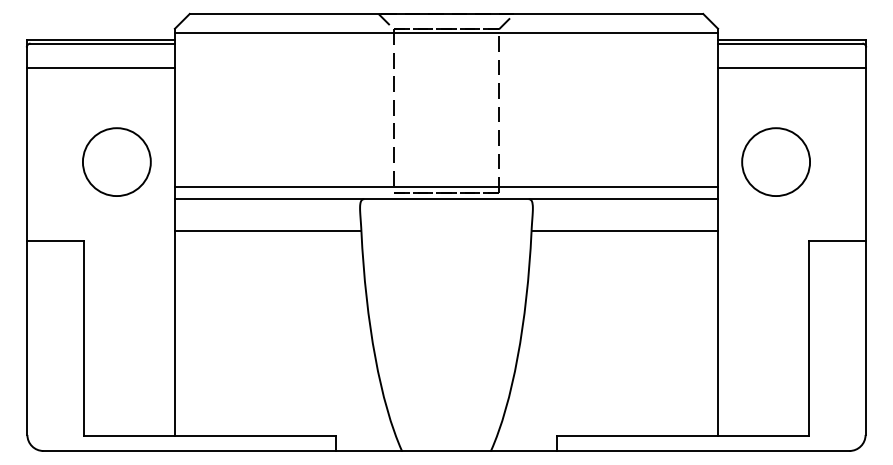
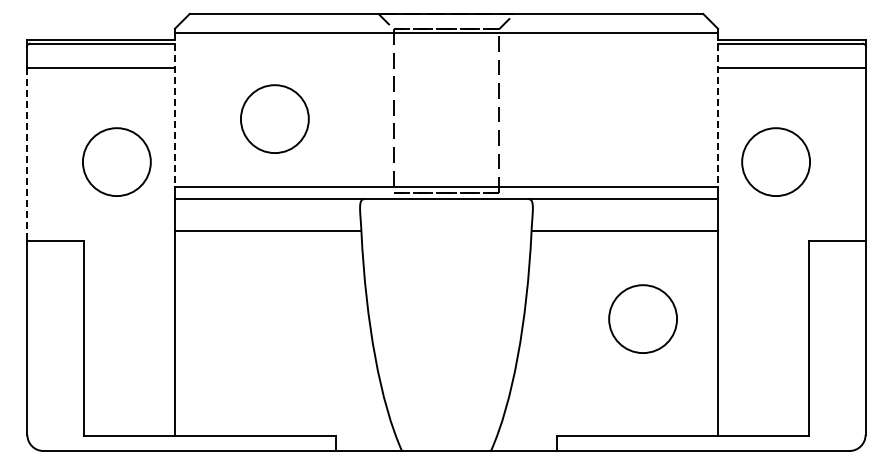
line: solid -> dashed (174, 110)
line: solid -> dashed (718, 110)
circle: none -> present (274, 118)
line: solid -> dashed (26, 155)
circle: none -> present (642, 318)
